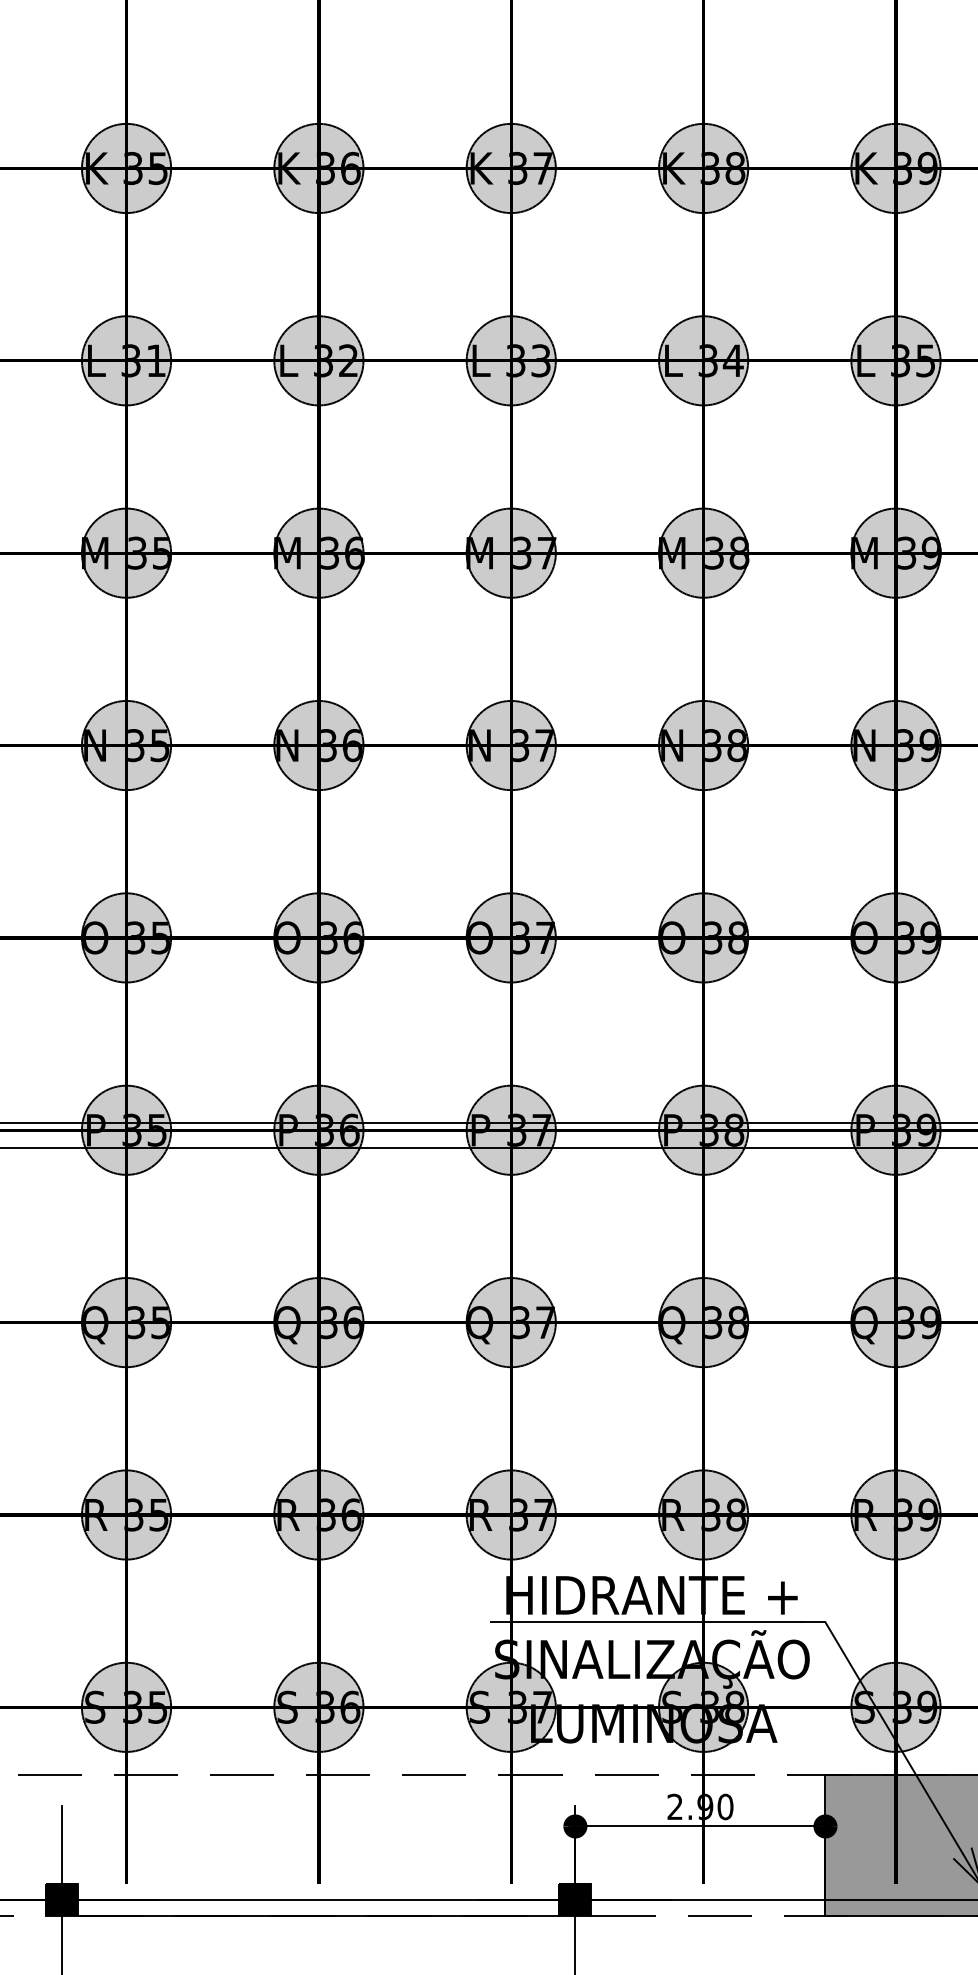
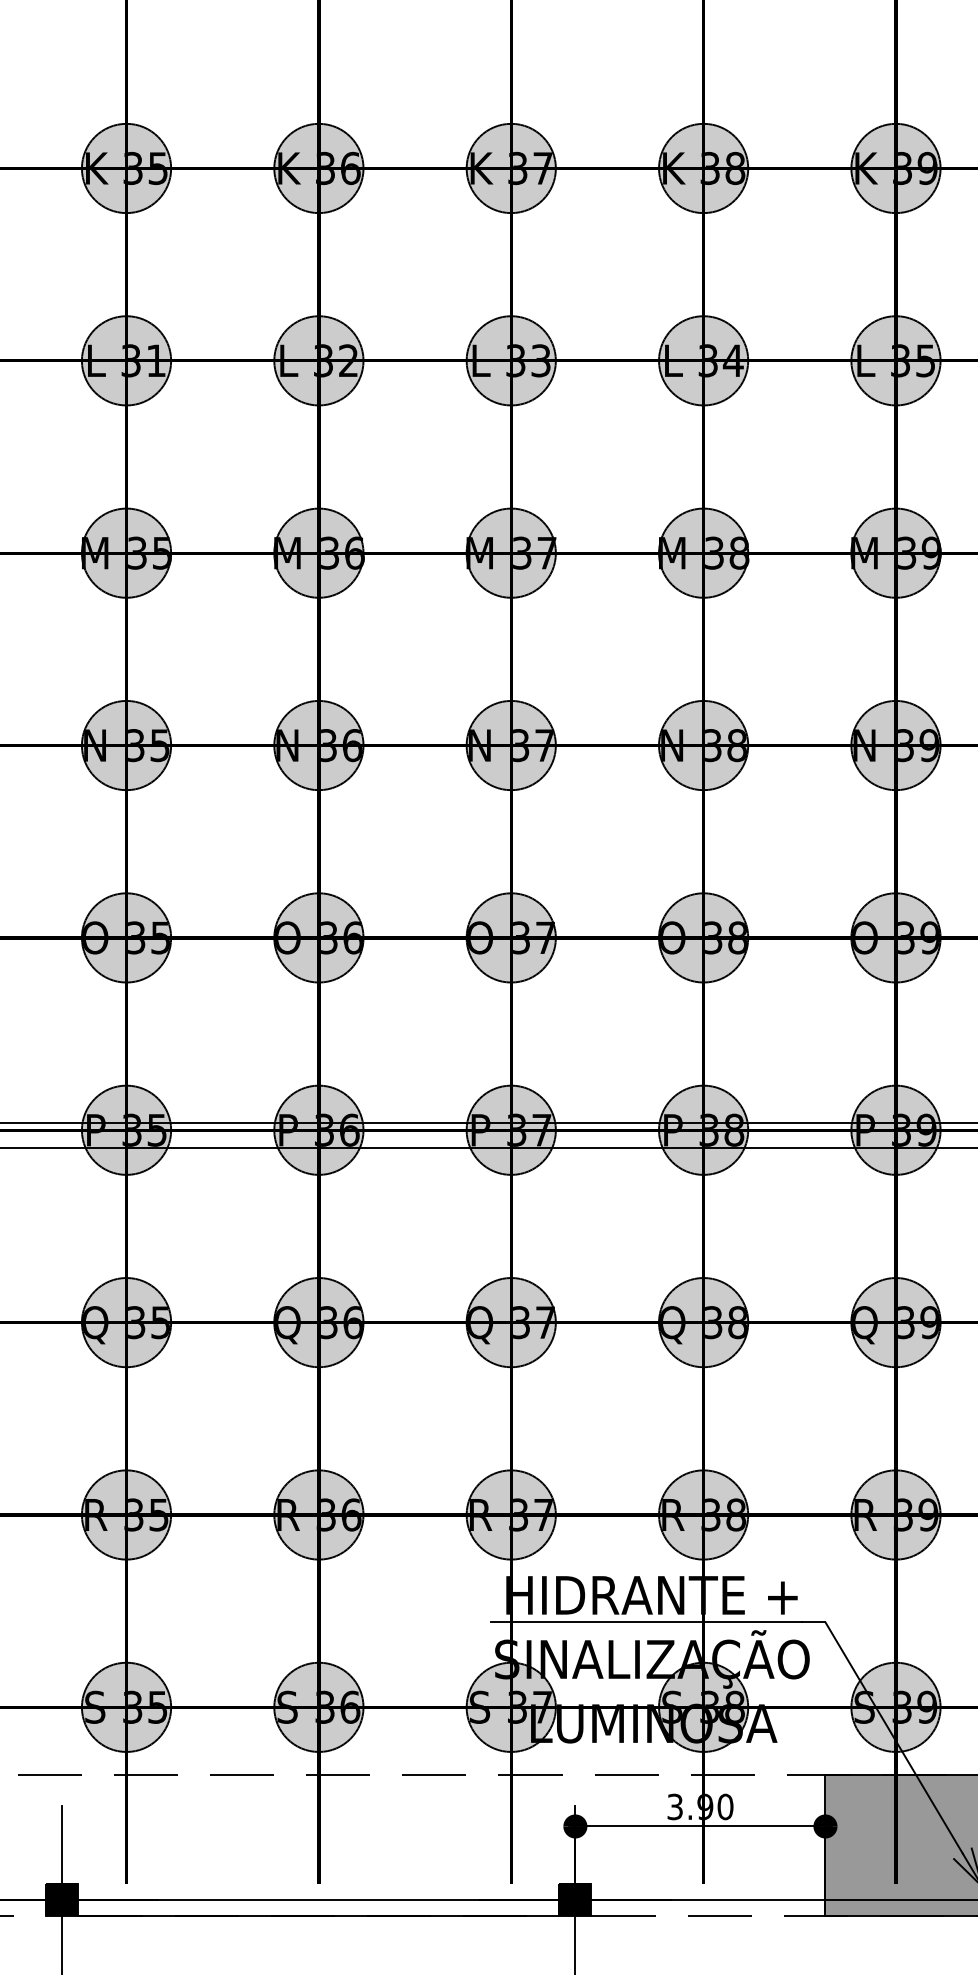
text: 2.90 -> 3.90 (674, 1807)
